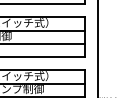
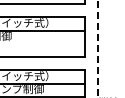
line: present -> none (43, 43)
line: solid -> dashed (97, 49)
